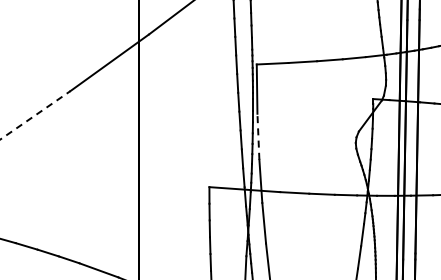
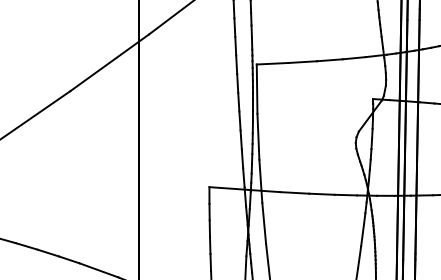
line: dashed -> solid (35, 115)
line: dashed -> solid (258, 136)
